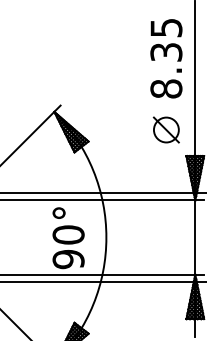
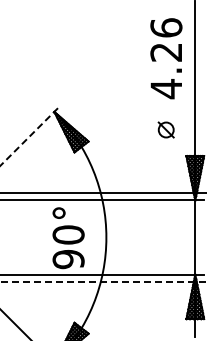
text: 8.35 -> 4.26 (166, 58)
part size: 28x28 px -> 18x18 px (165, 129)
line: solid -> dashed (30, 135)
line: solid -> dashed (103, 282)
